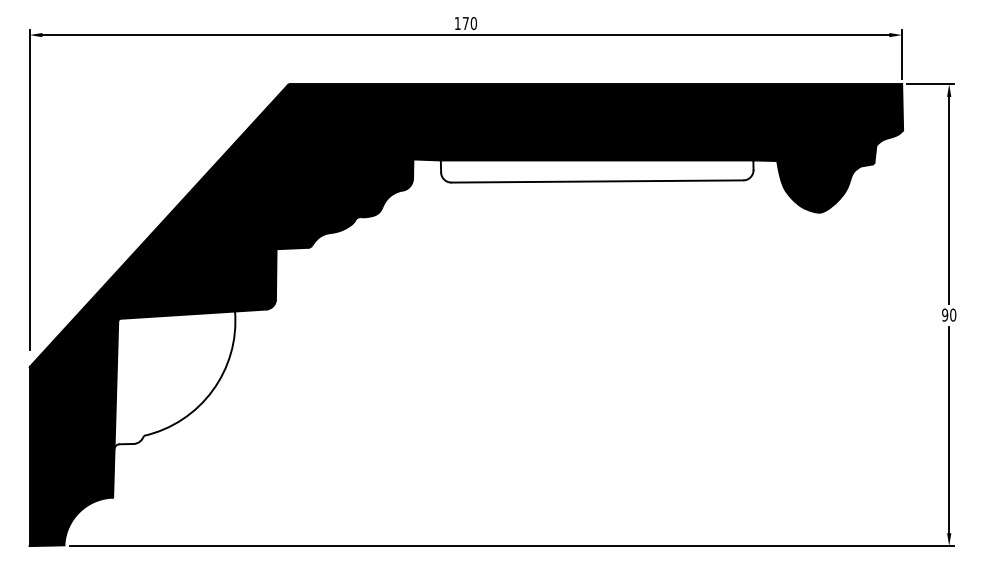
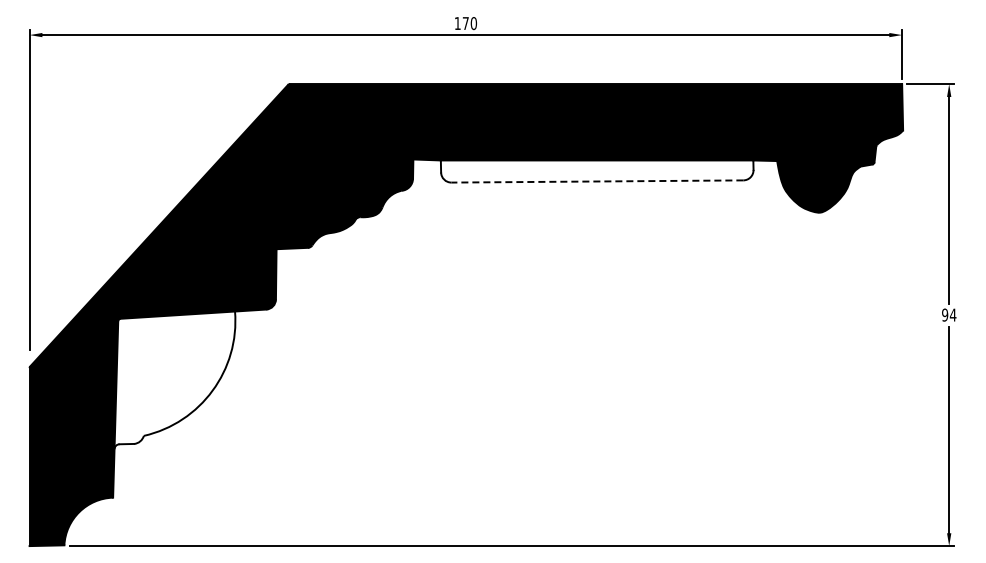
line: solid -> dashed (597, 181)
text: 90 -> 94 (952, 314)
